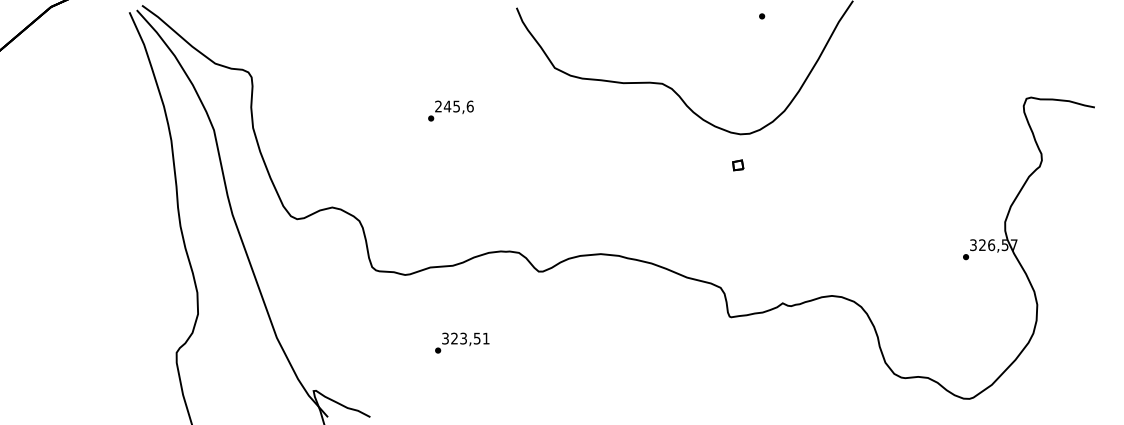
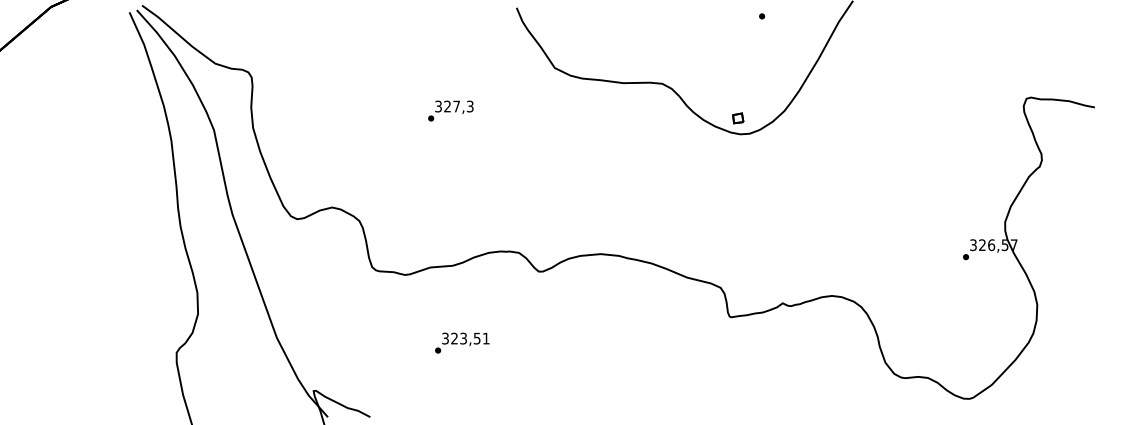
text: 245,6 -> 327,3 (454, 106)
part position: (738, 165) -> (738, 118) (738, 118)
